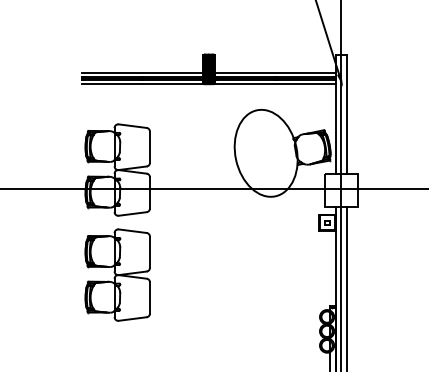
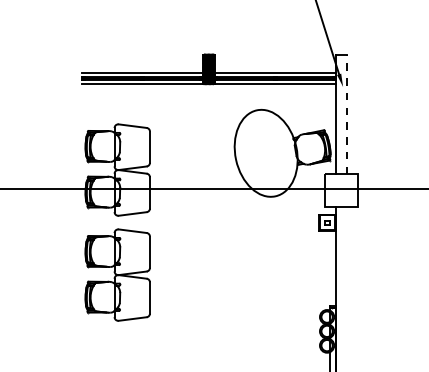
line: solid -> dashed (347, 114)
line: present -> none (341, 185)
line: present -> none (347, 287)
